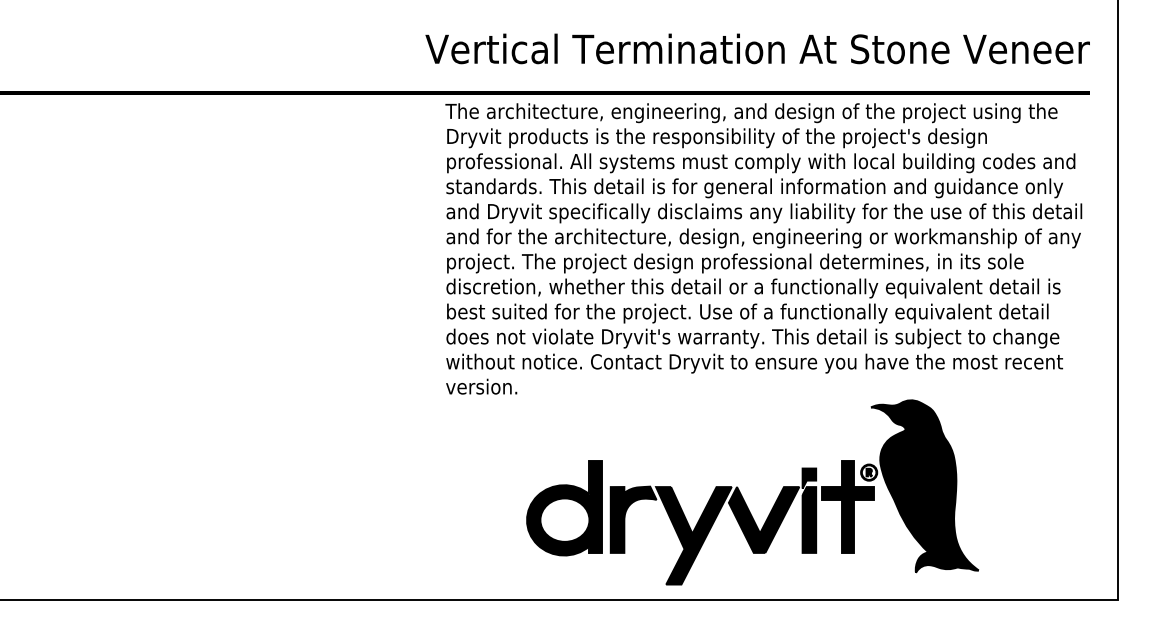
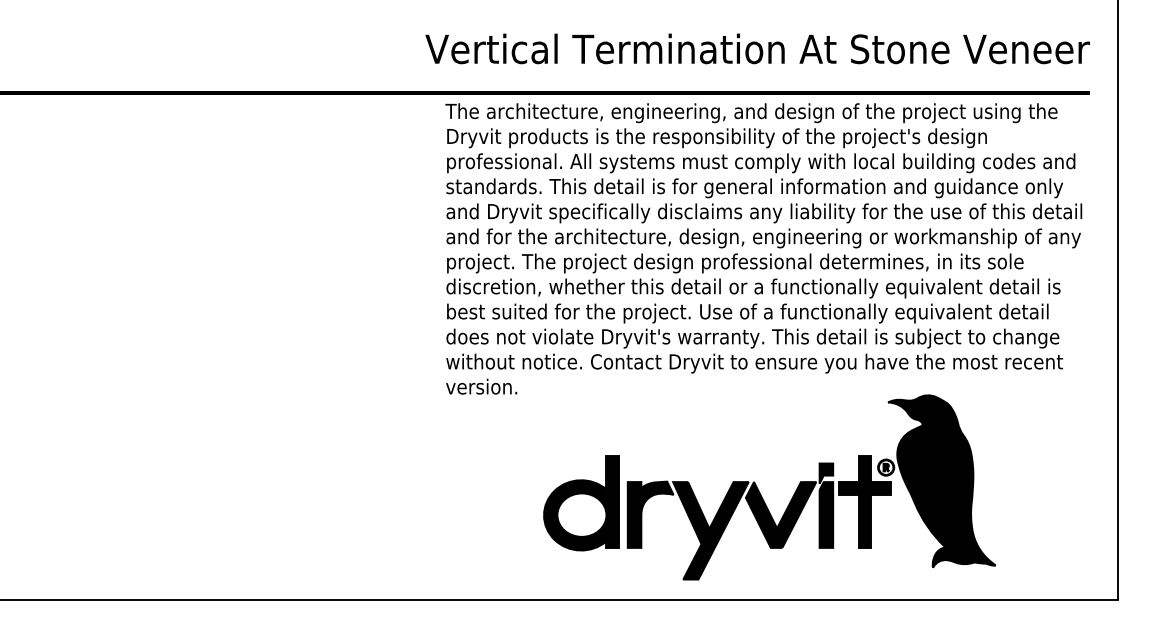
part position: (743, 497) -> (760, 492) (760, 492)
